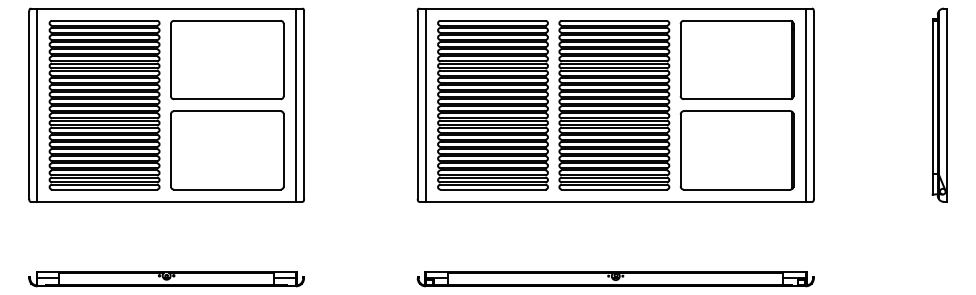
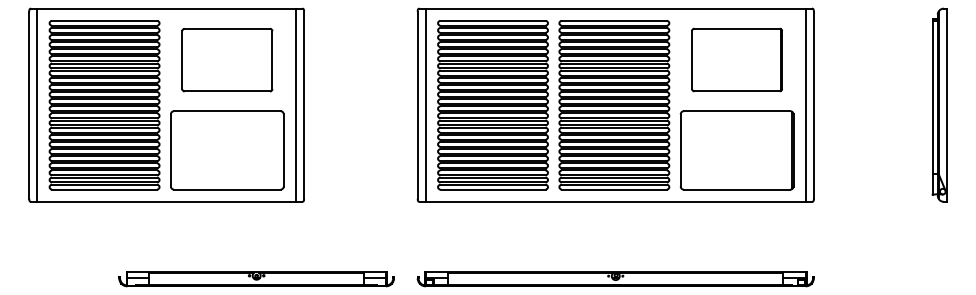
part size: 116x80 px -> 92x66 px (736, 59)
part size: 115x81 px -> 93x65 px (227, 60)
part position: (166, 279) -> (256, 279) (256, 279)
